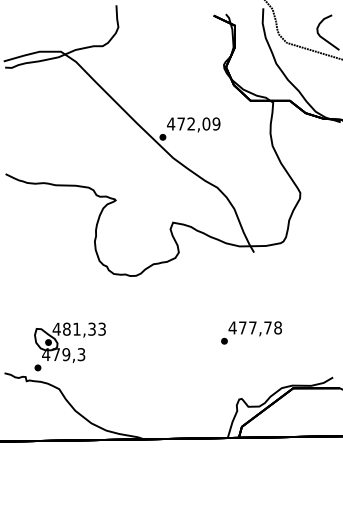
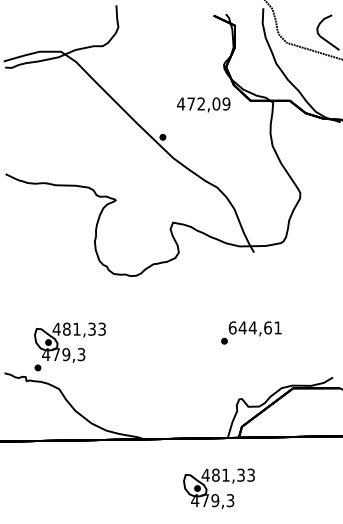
text position: (193, 124) -> (203, 104) (203, 104)
text: 477,78 -> 644,61 (254, 327)
part: none -> present (217, 494)
